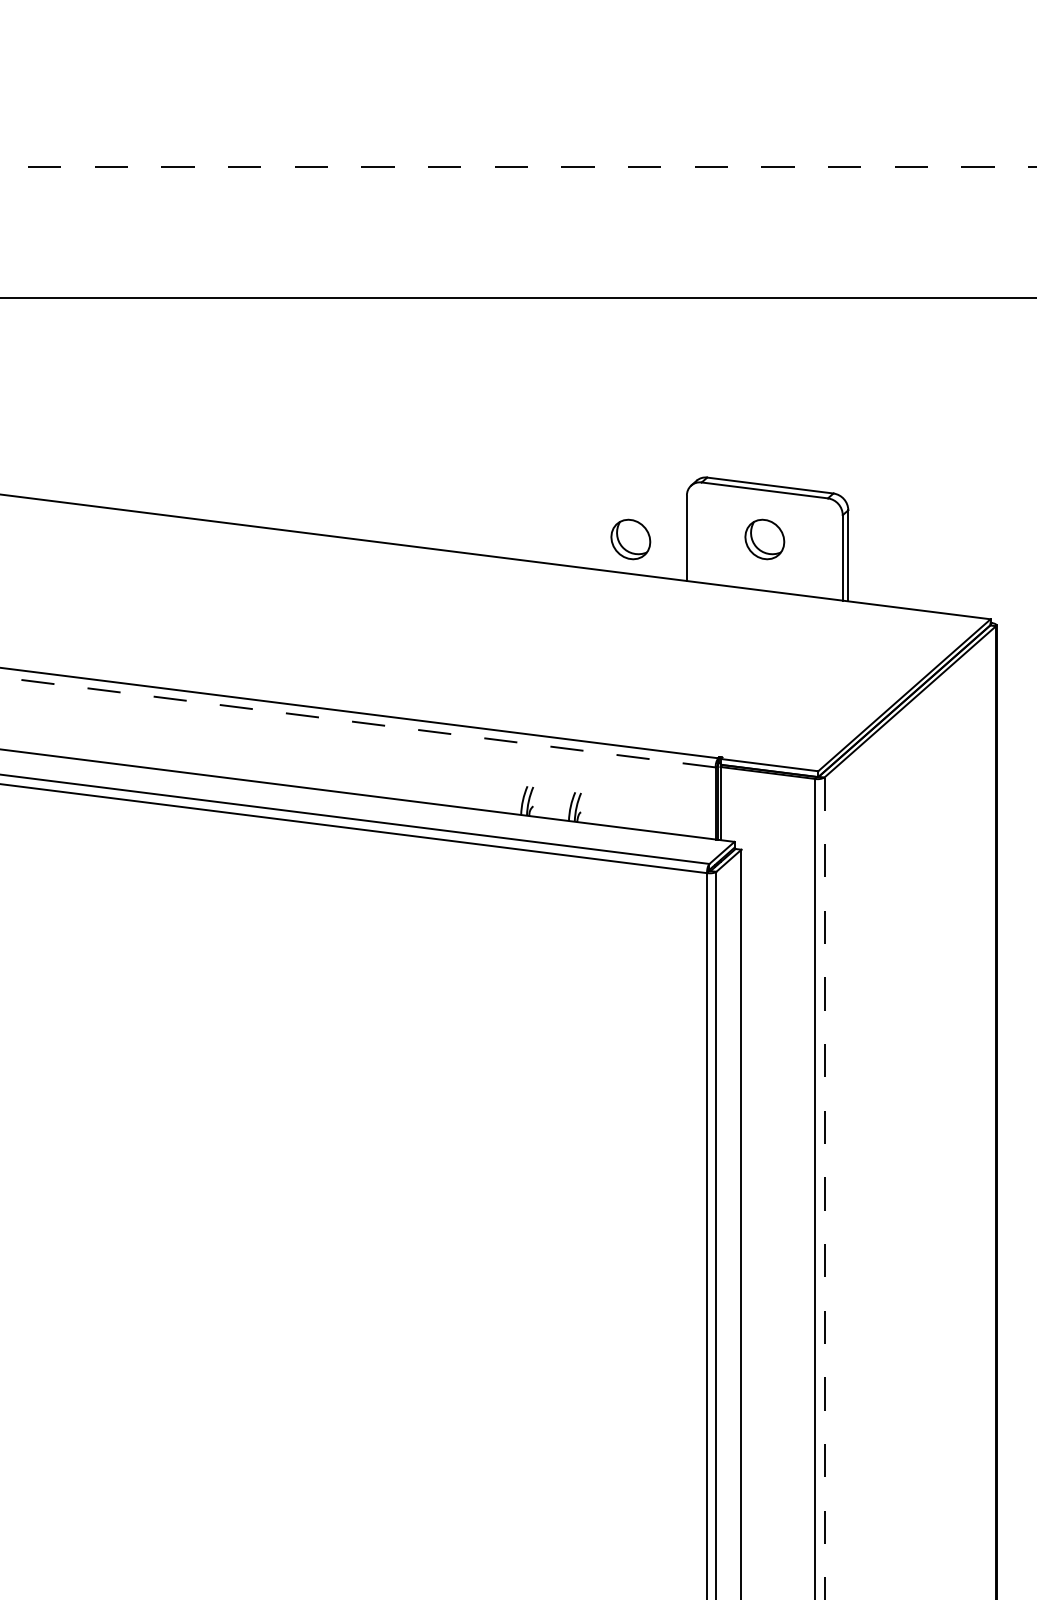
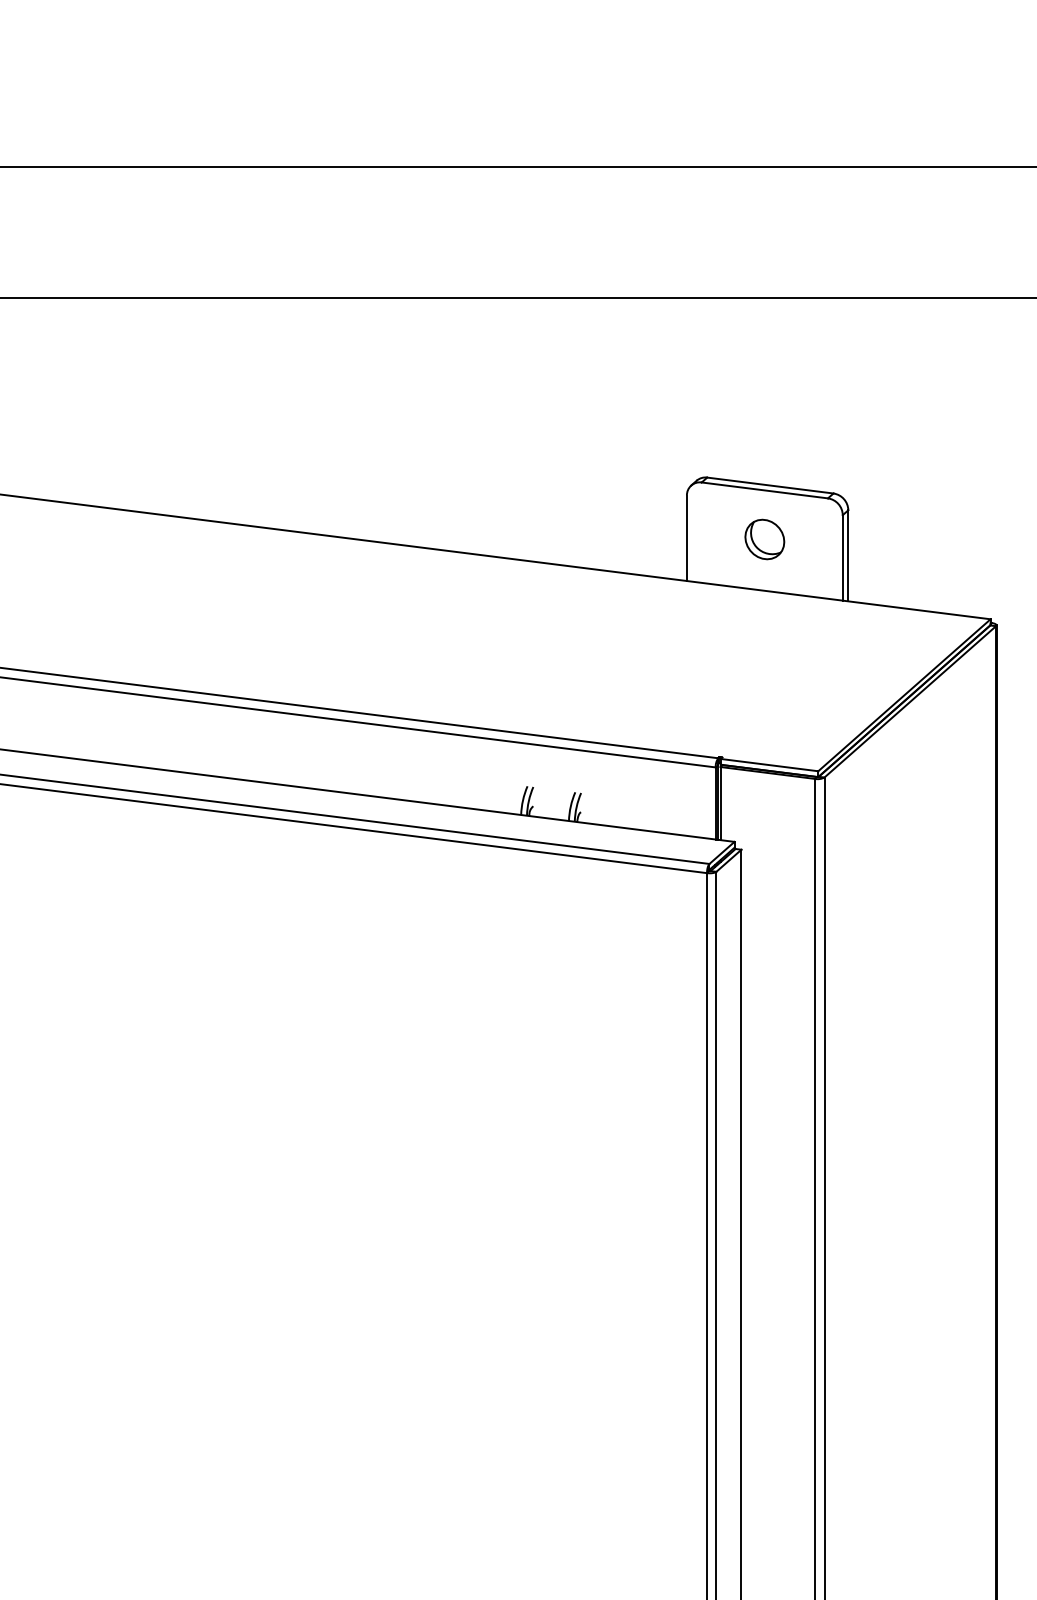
line: dashed -> solid (519, 166)
part: present -> none (630, 539)
line: dashed -> solid (357, 722)
line: dashed -> solid (824, 1188)
